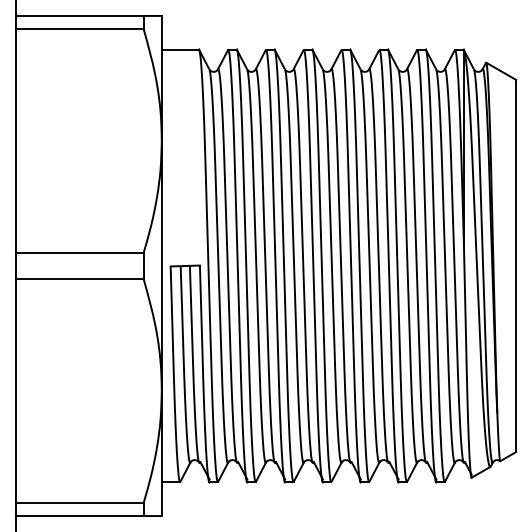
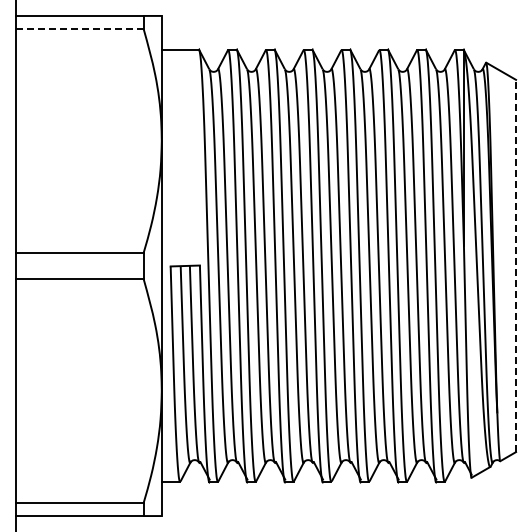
line: solid -> dashed (79, 29)
line: solid -> dashed (516, 265)
